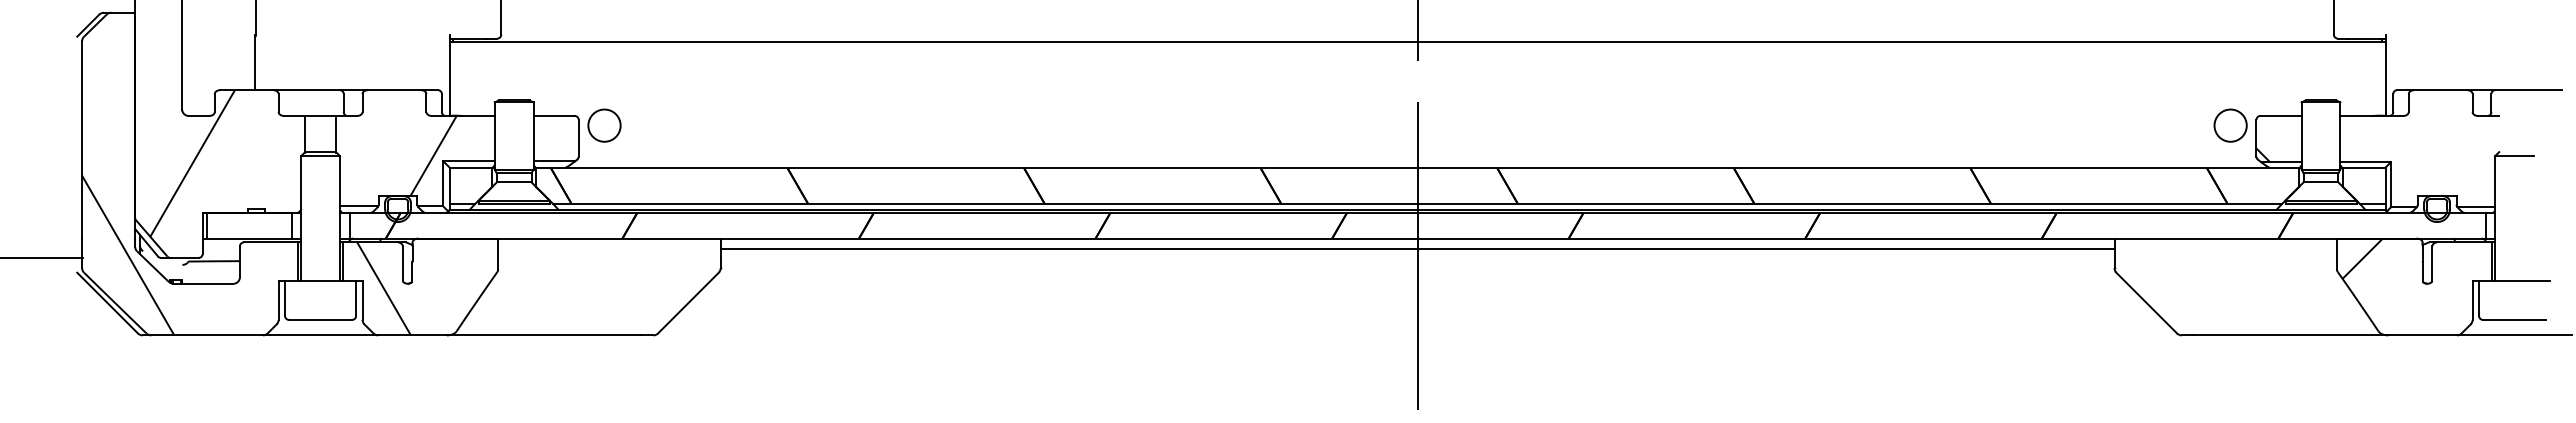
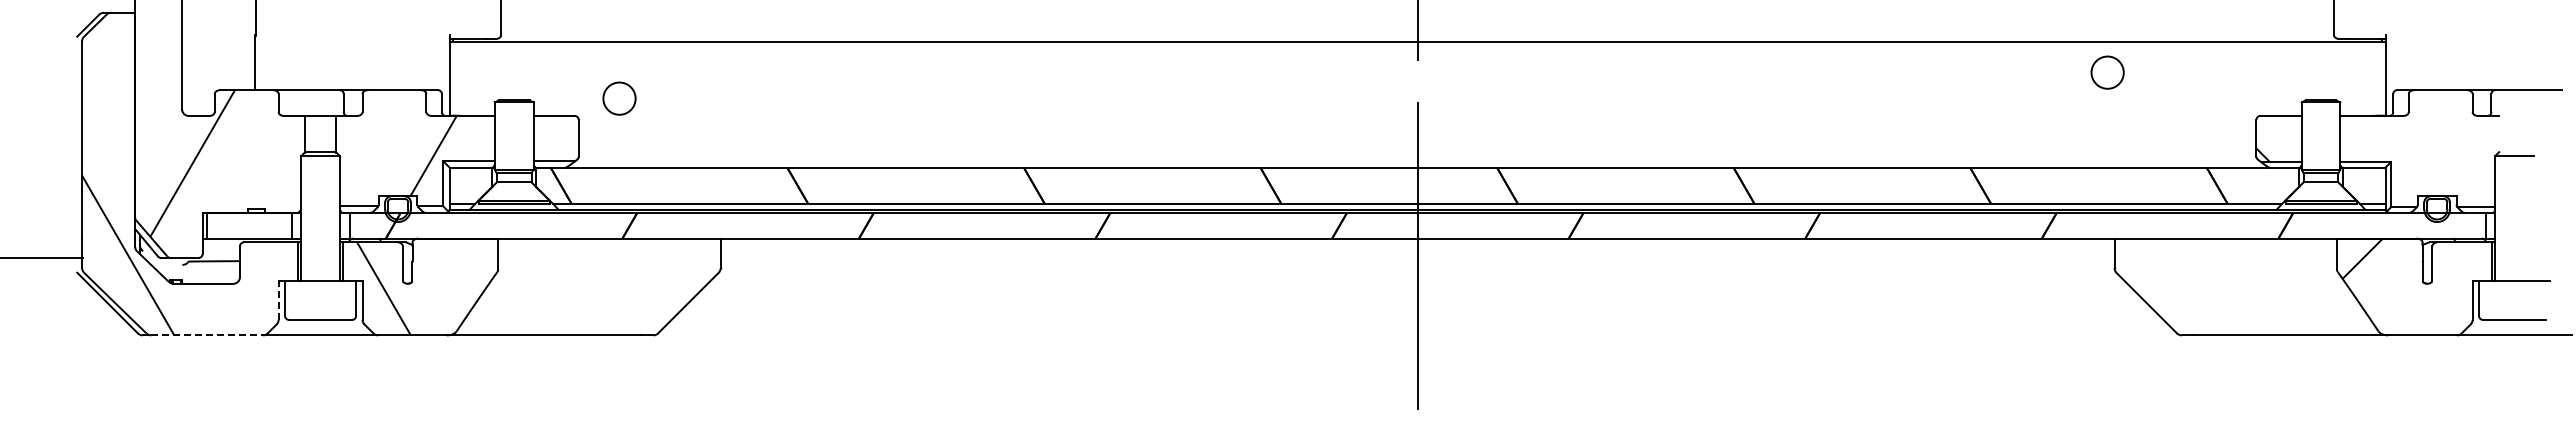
circle position: (604, 125) -> (619, 98) (619, 98)
circle position: (2230, 125) -> (2107, 72) (2107, 72)
line: present -> none (1417, 248)
line: solid -> dashed (278, 300)
line: solid -> dashed (207, 335)
